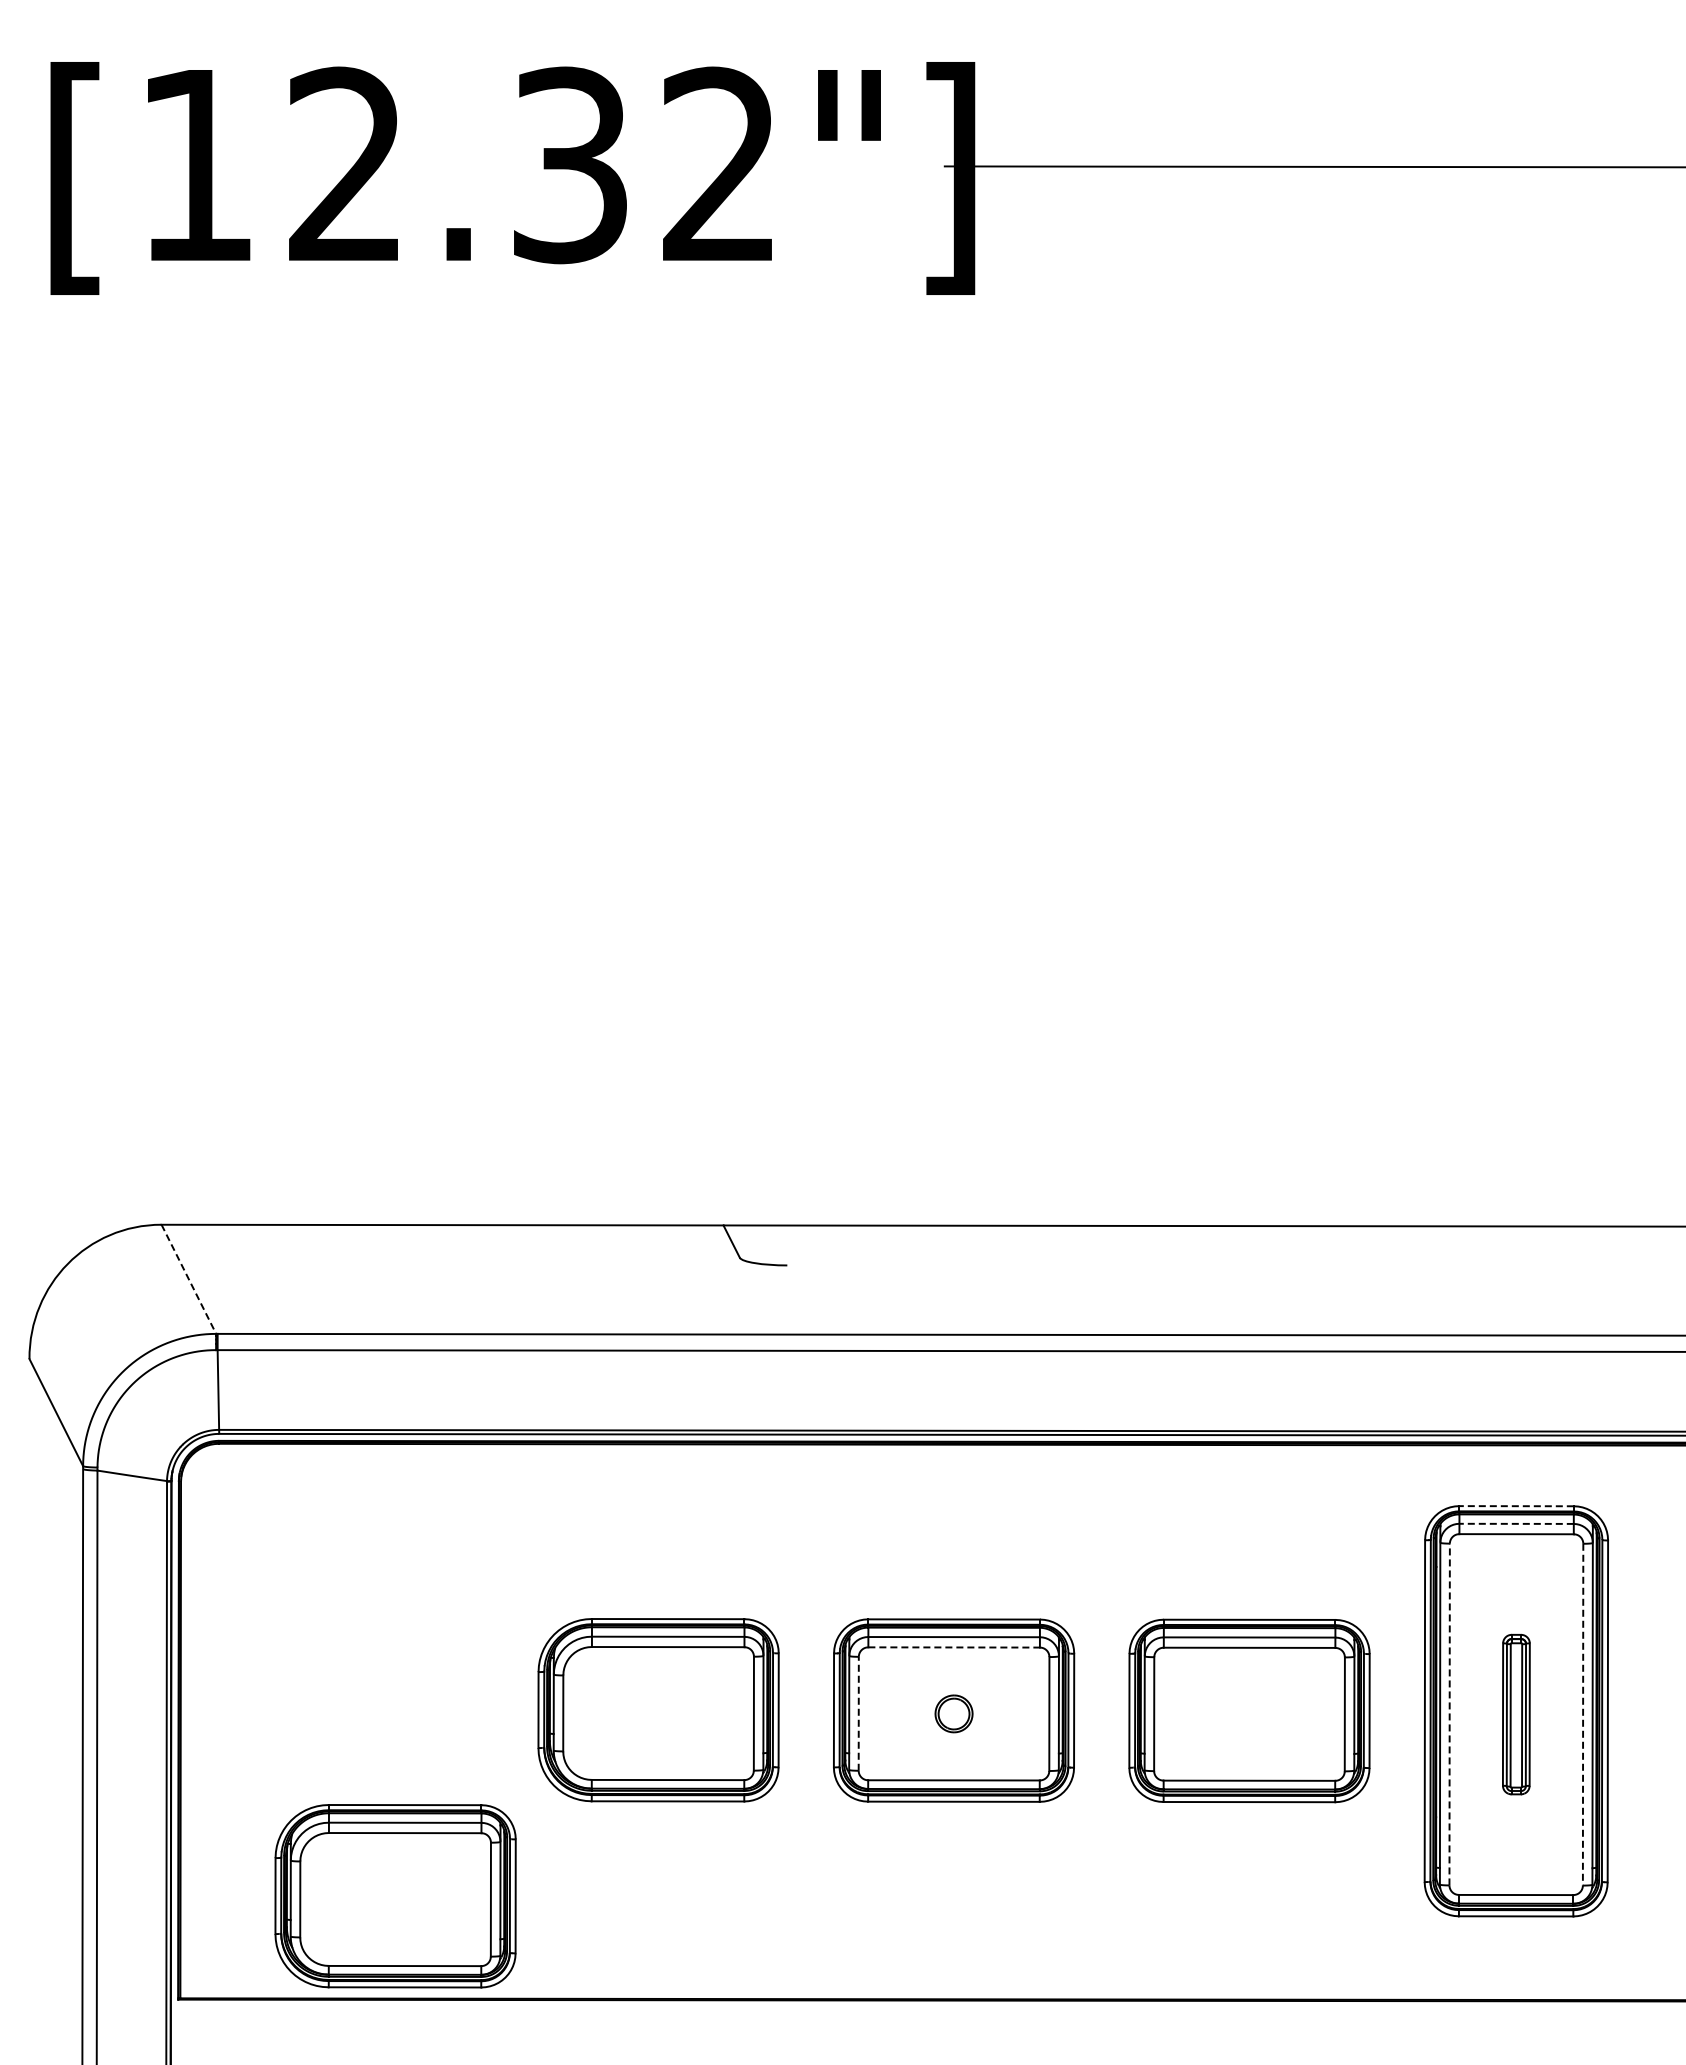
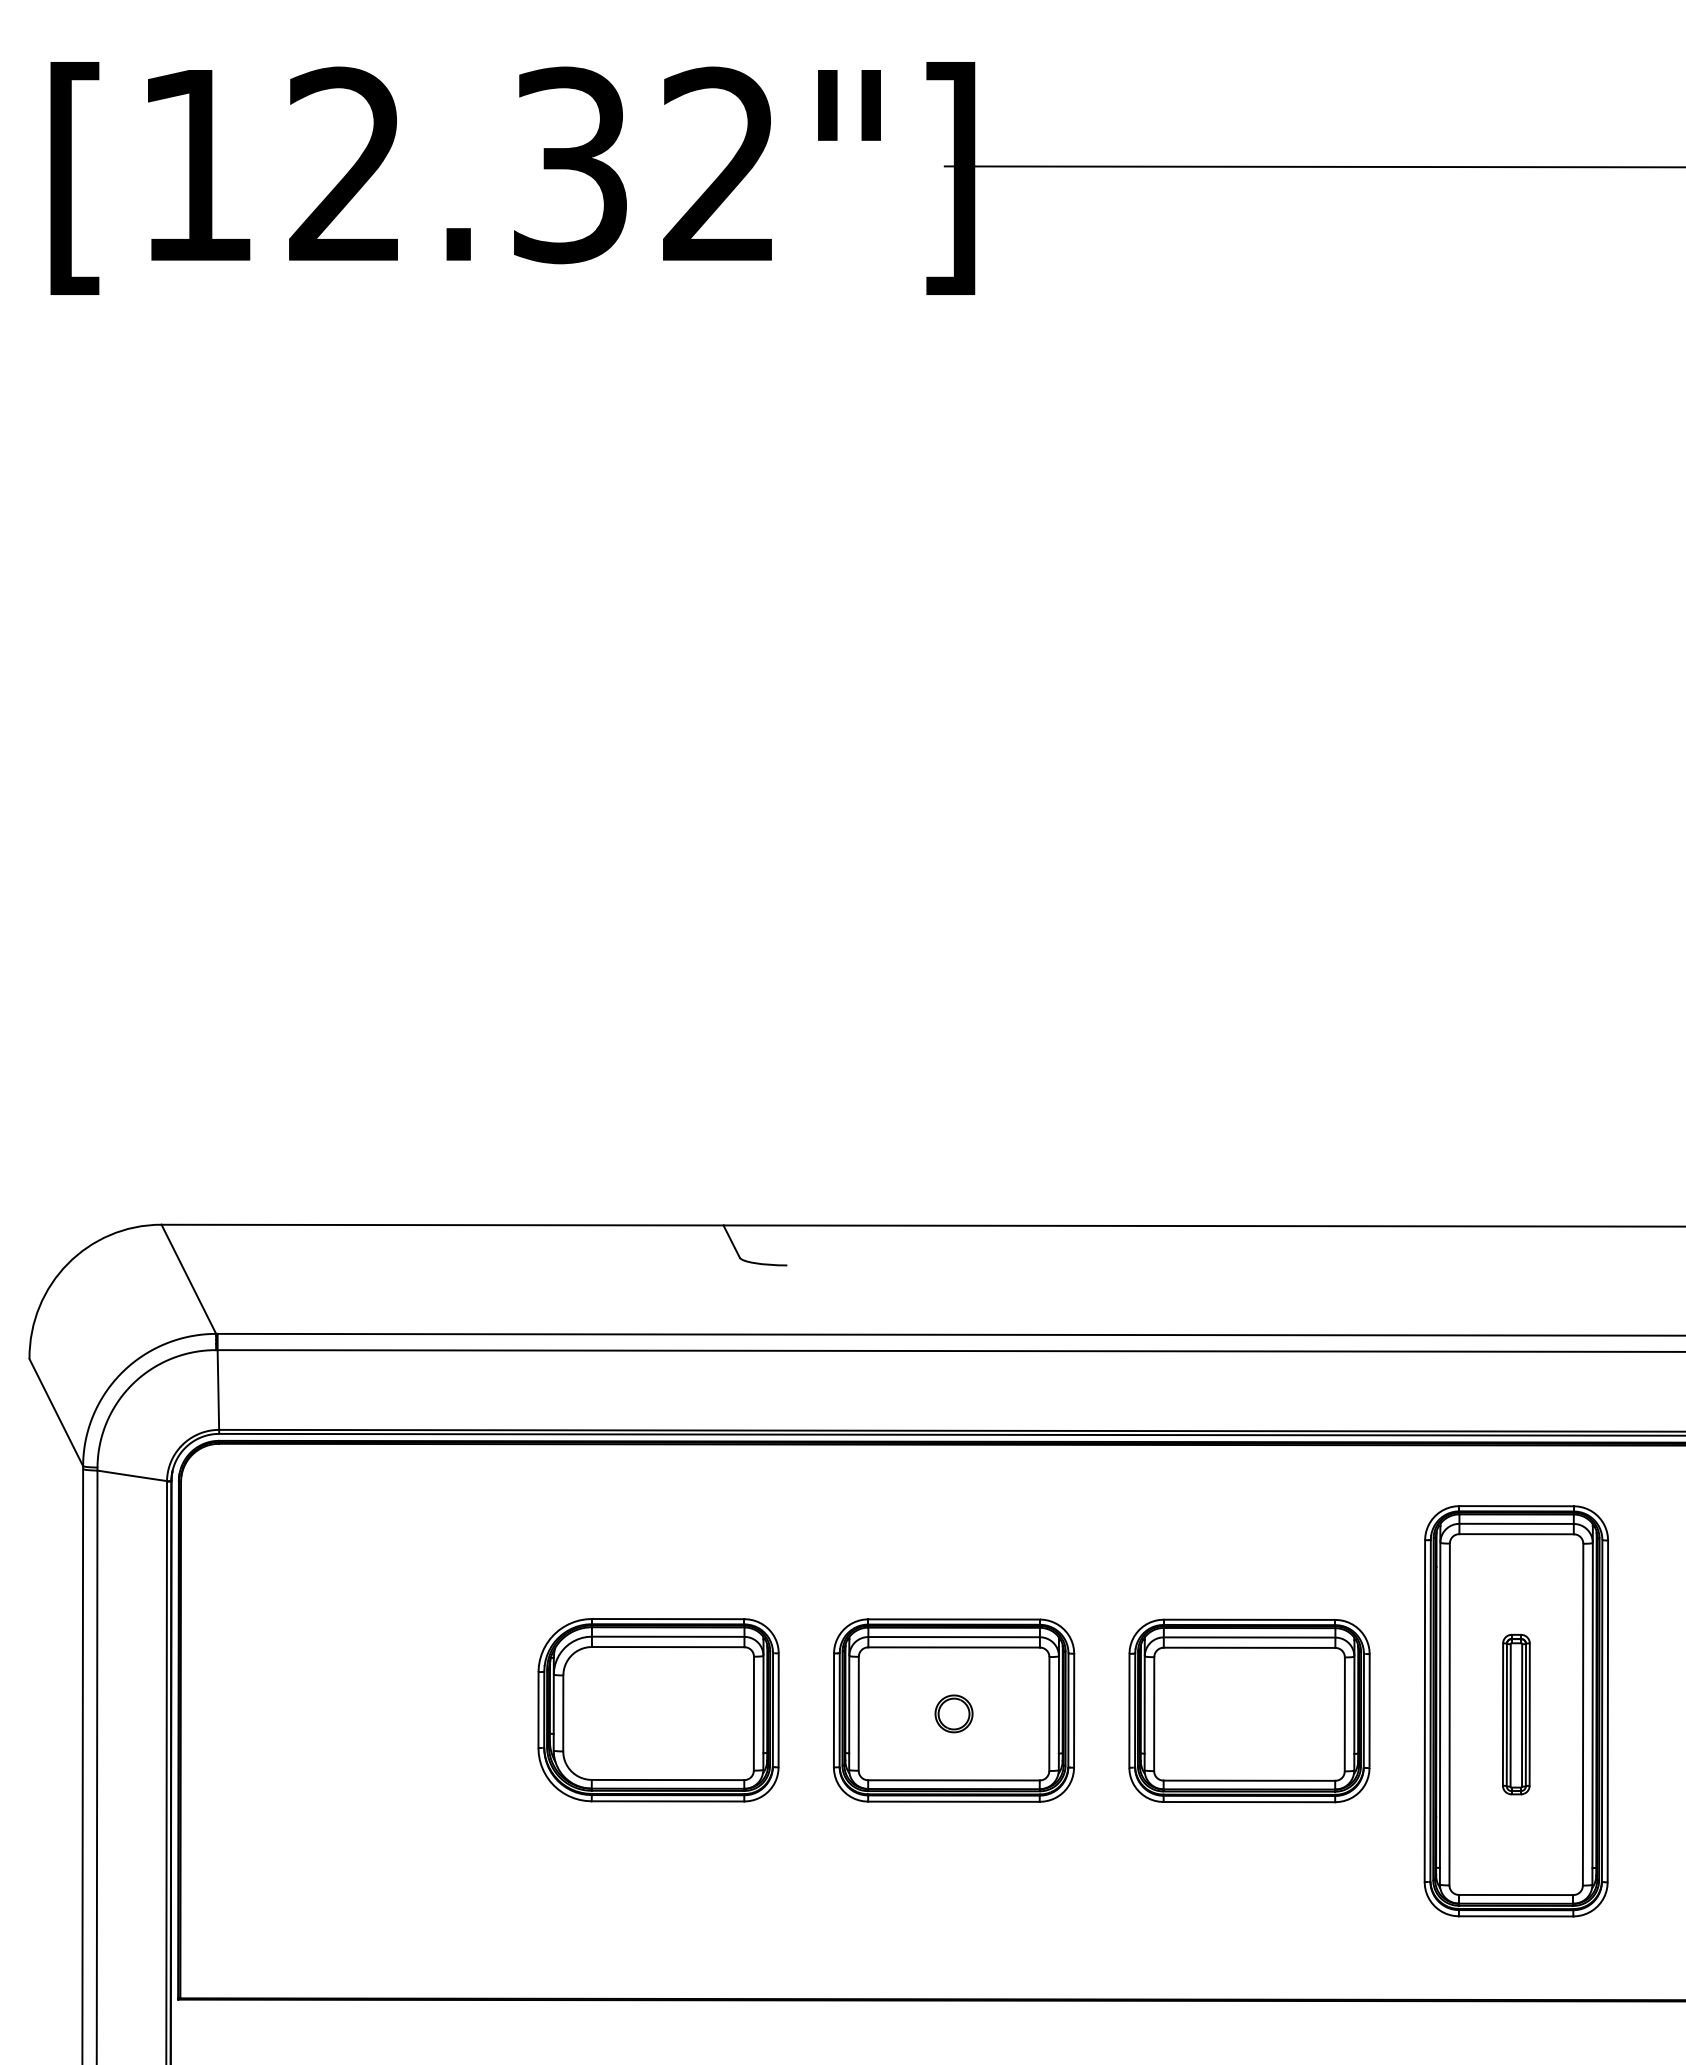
line: dashed -> solid (189, 1279)
line: dashed -> solid (1516, 1506)
line: dashed -> solid (1516, 1523)
line: dashed -> solid (954, 1647)
line: dashed -> solid (858, 1713)
line: dashed -> solid (1449, 1714)
line: dashed -> solid (1583, 1714)
part: present -> none (395, 1896)
